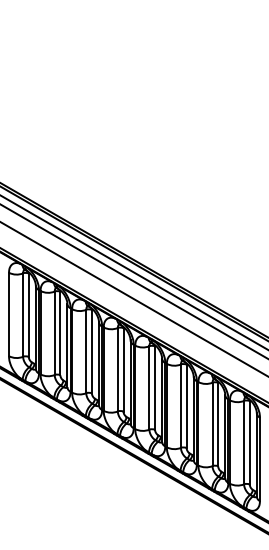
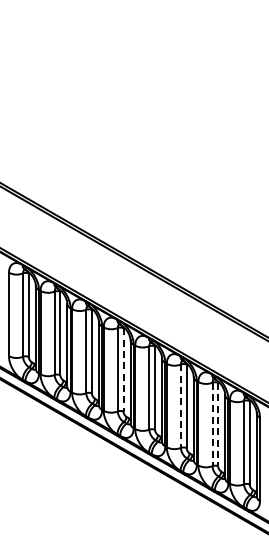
line: present -> none (133, 272)
line: present -> none (133, 281)
line: present -> none (133, 298)
line: solid -> dashed (123, 369)
line: solid -> dashed (180, 406)
line: solid -> dashed (212, 424)
line: solid -> dashed (218, 424)
